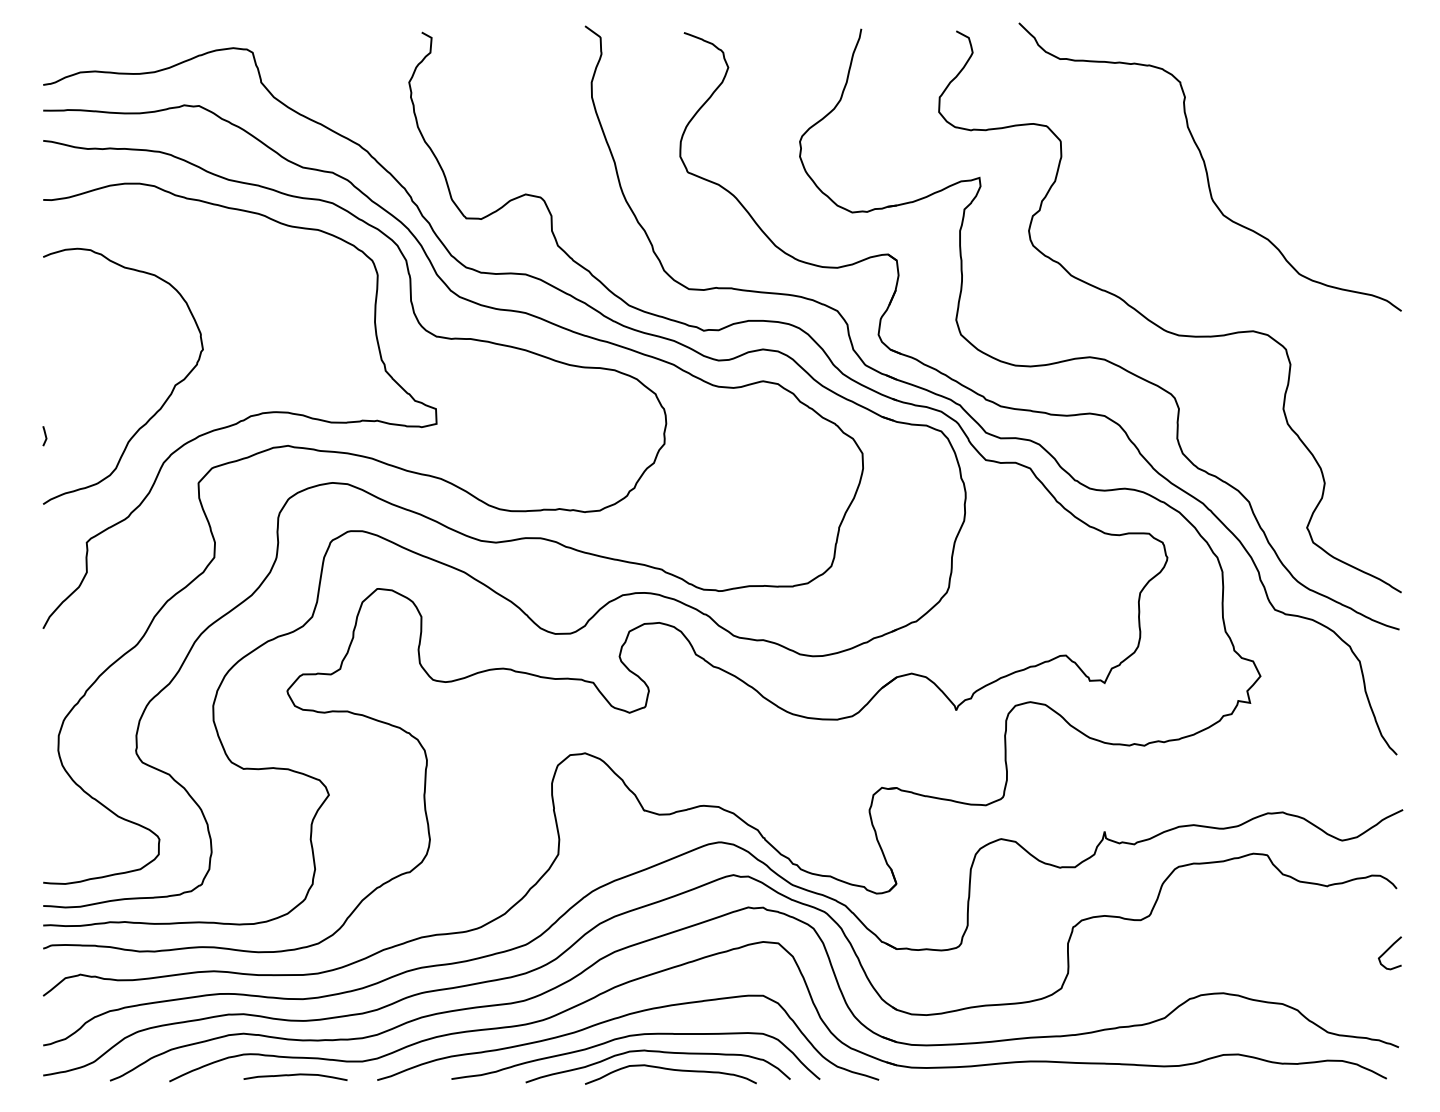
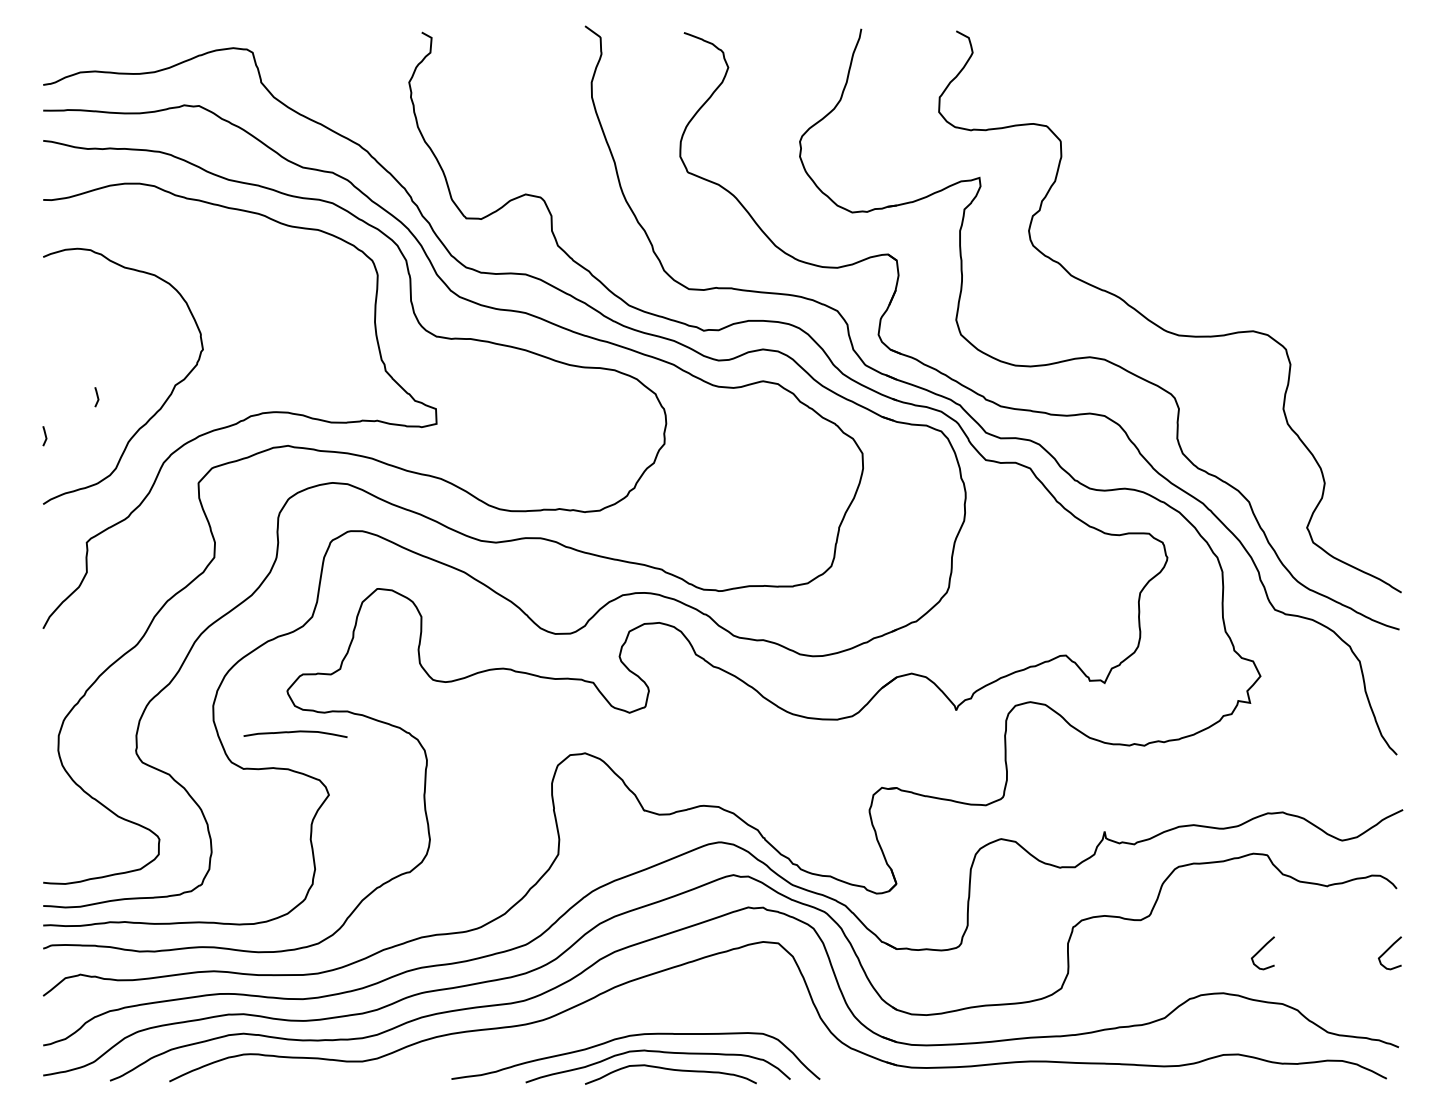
curve: present -> none (1206, 166)
line: none -> present (96, 396)
curve: none -> present (1260, 951)
curve: present -> none (622, 1017)
curve position: (295, 1075) -> (295, 732) (295, 732)
